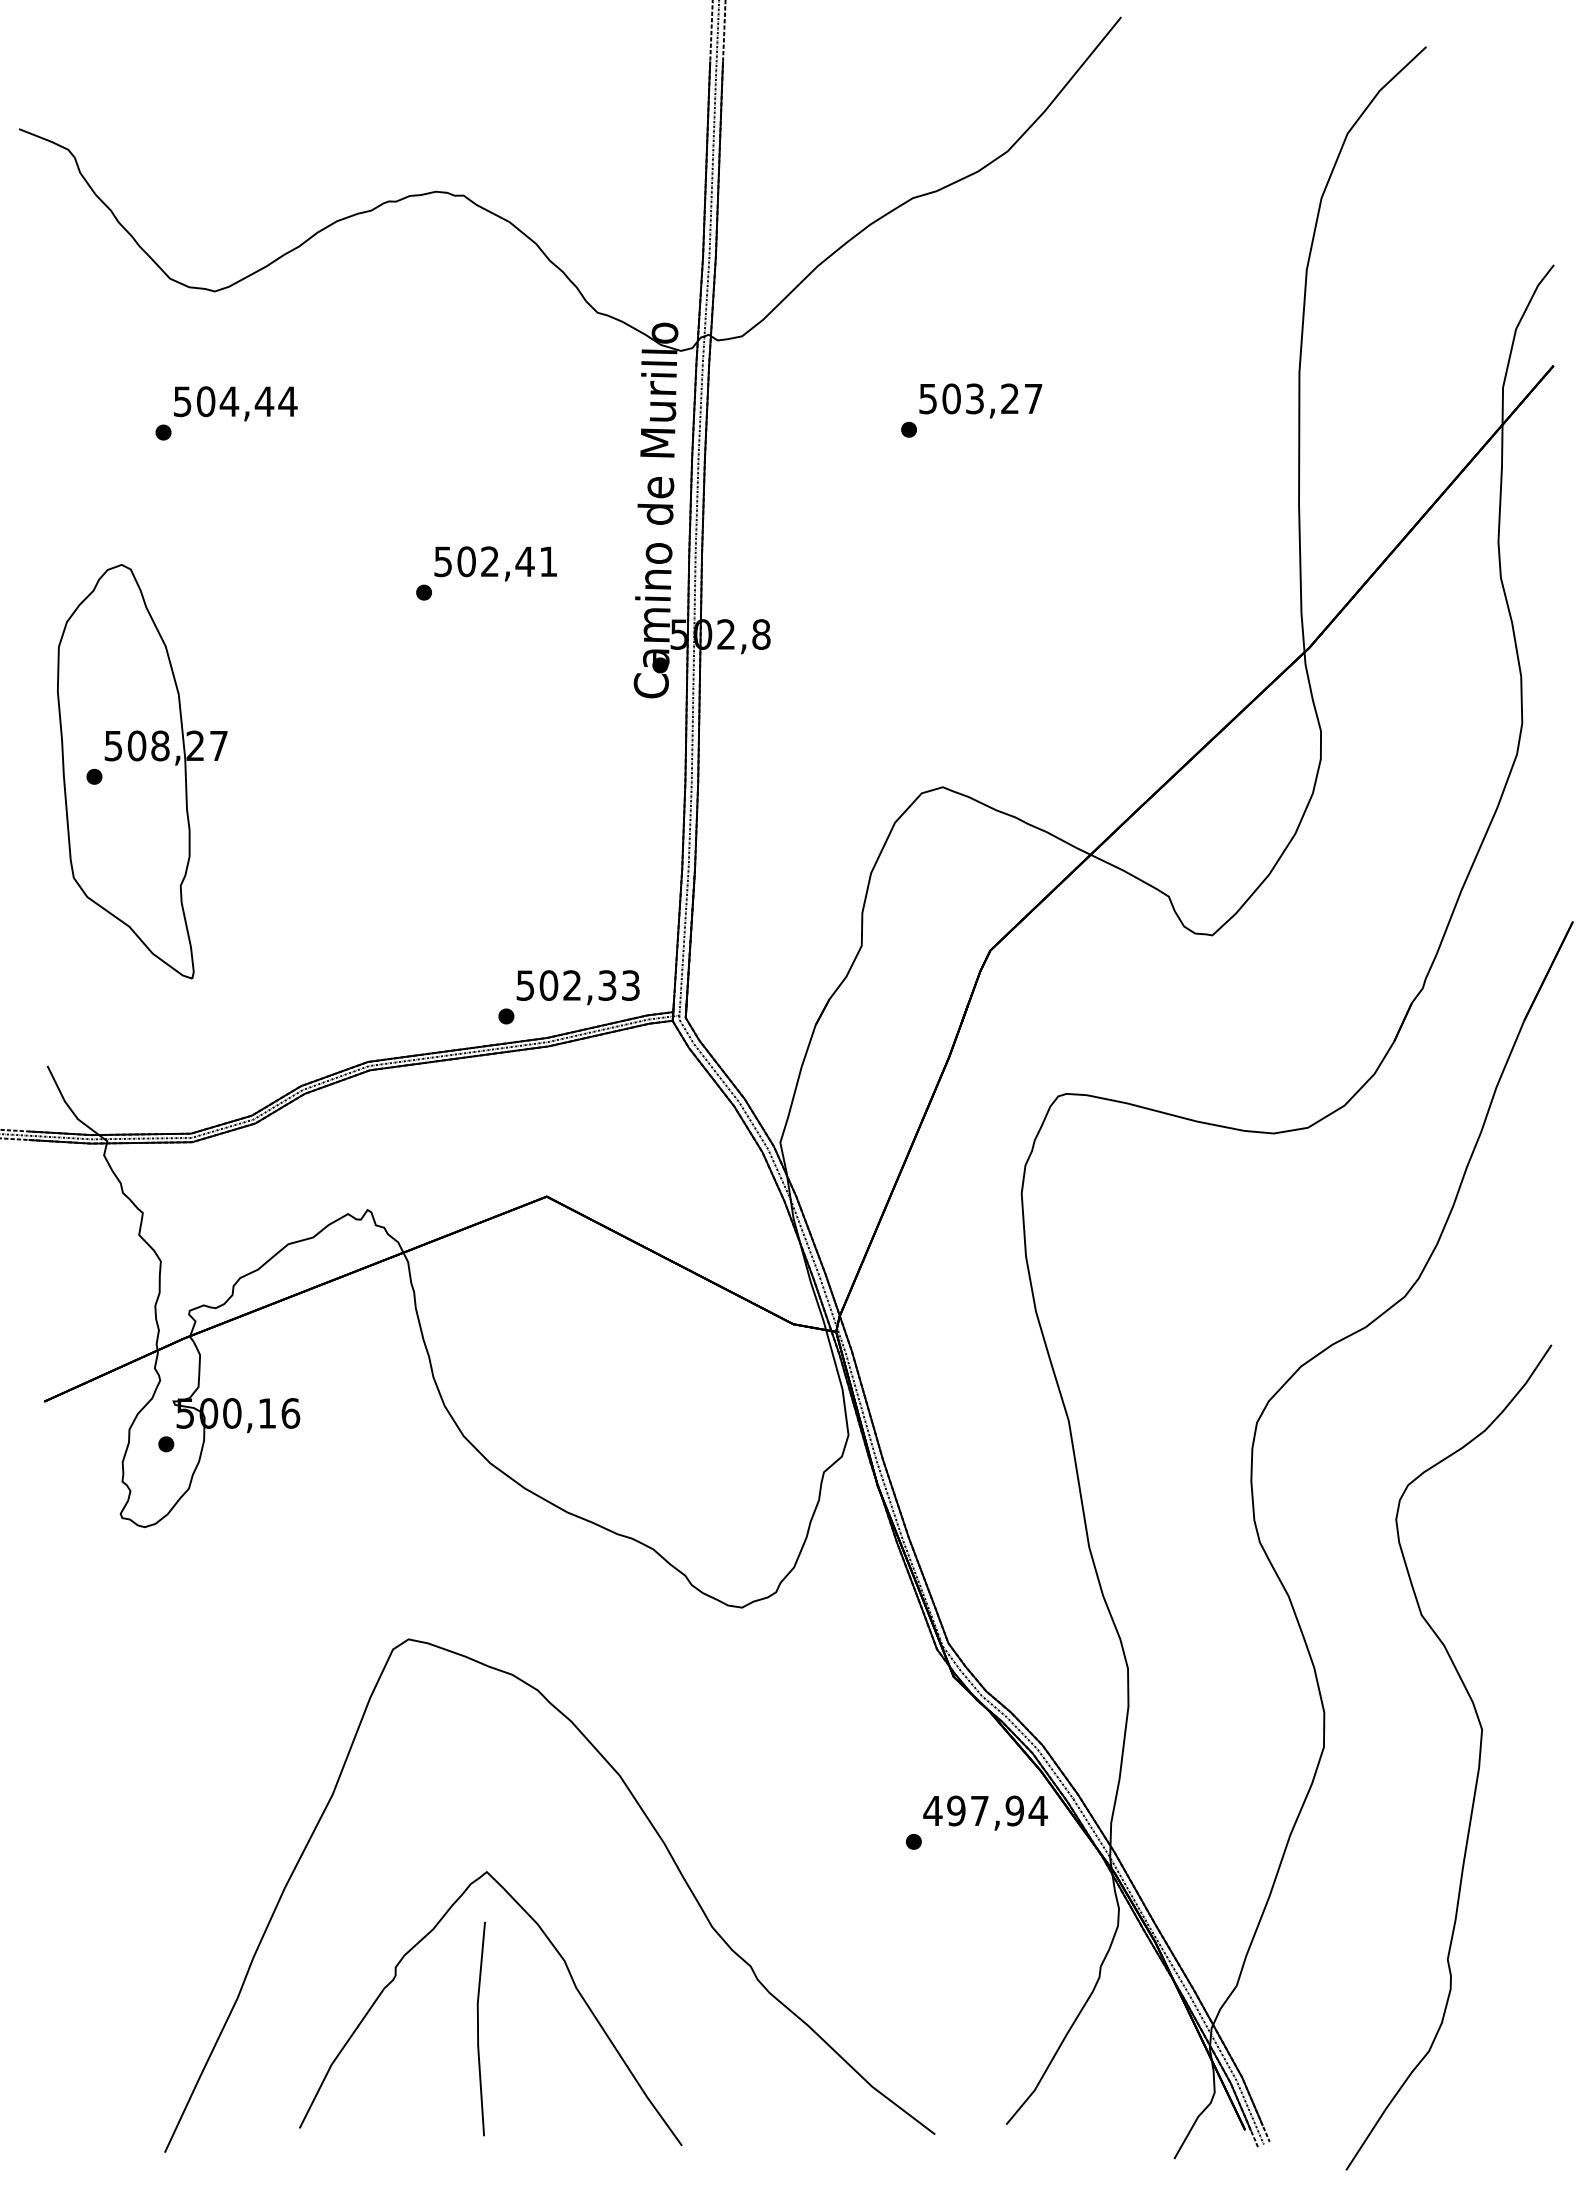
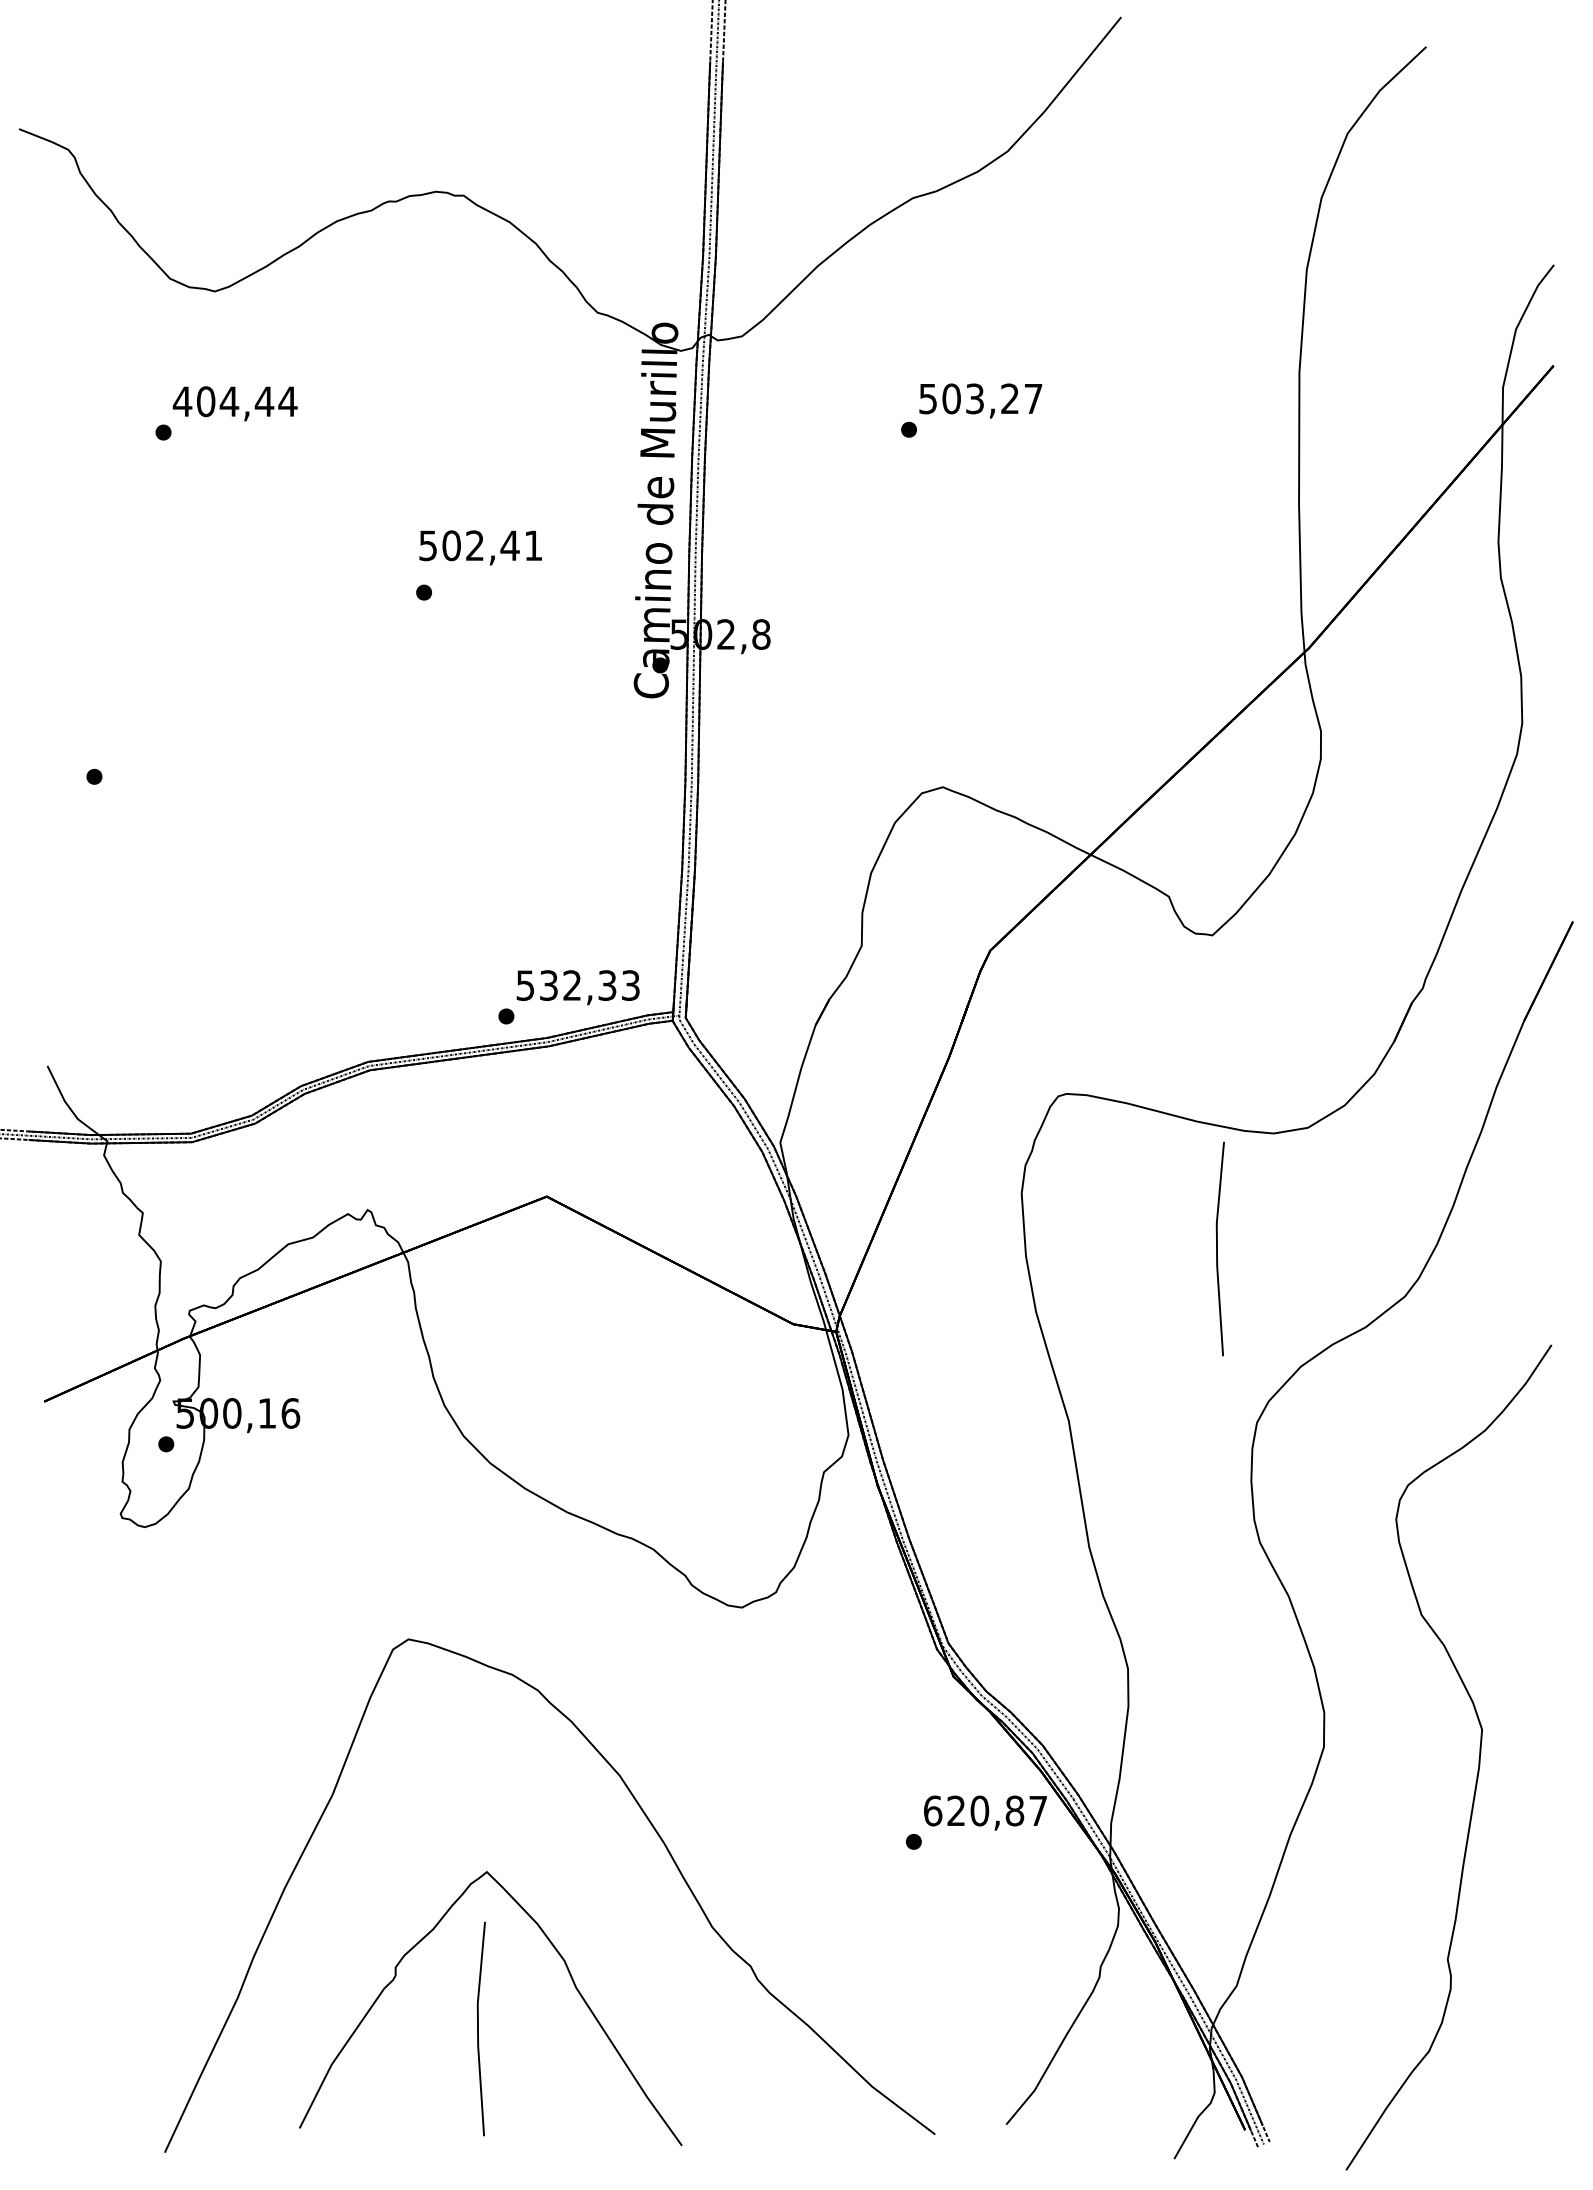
text: 504,44 -> 404,44 (182, 401)
text position: (495, 563) -> (480, 547) (480, 547)
part: present -> none (142, 771)
text: 502,33 -> 532,33 (548, 985)
curve: none -> present (1217, 1248)
text: 497,94 -> 620,87 (985, 1810)
